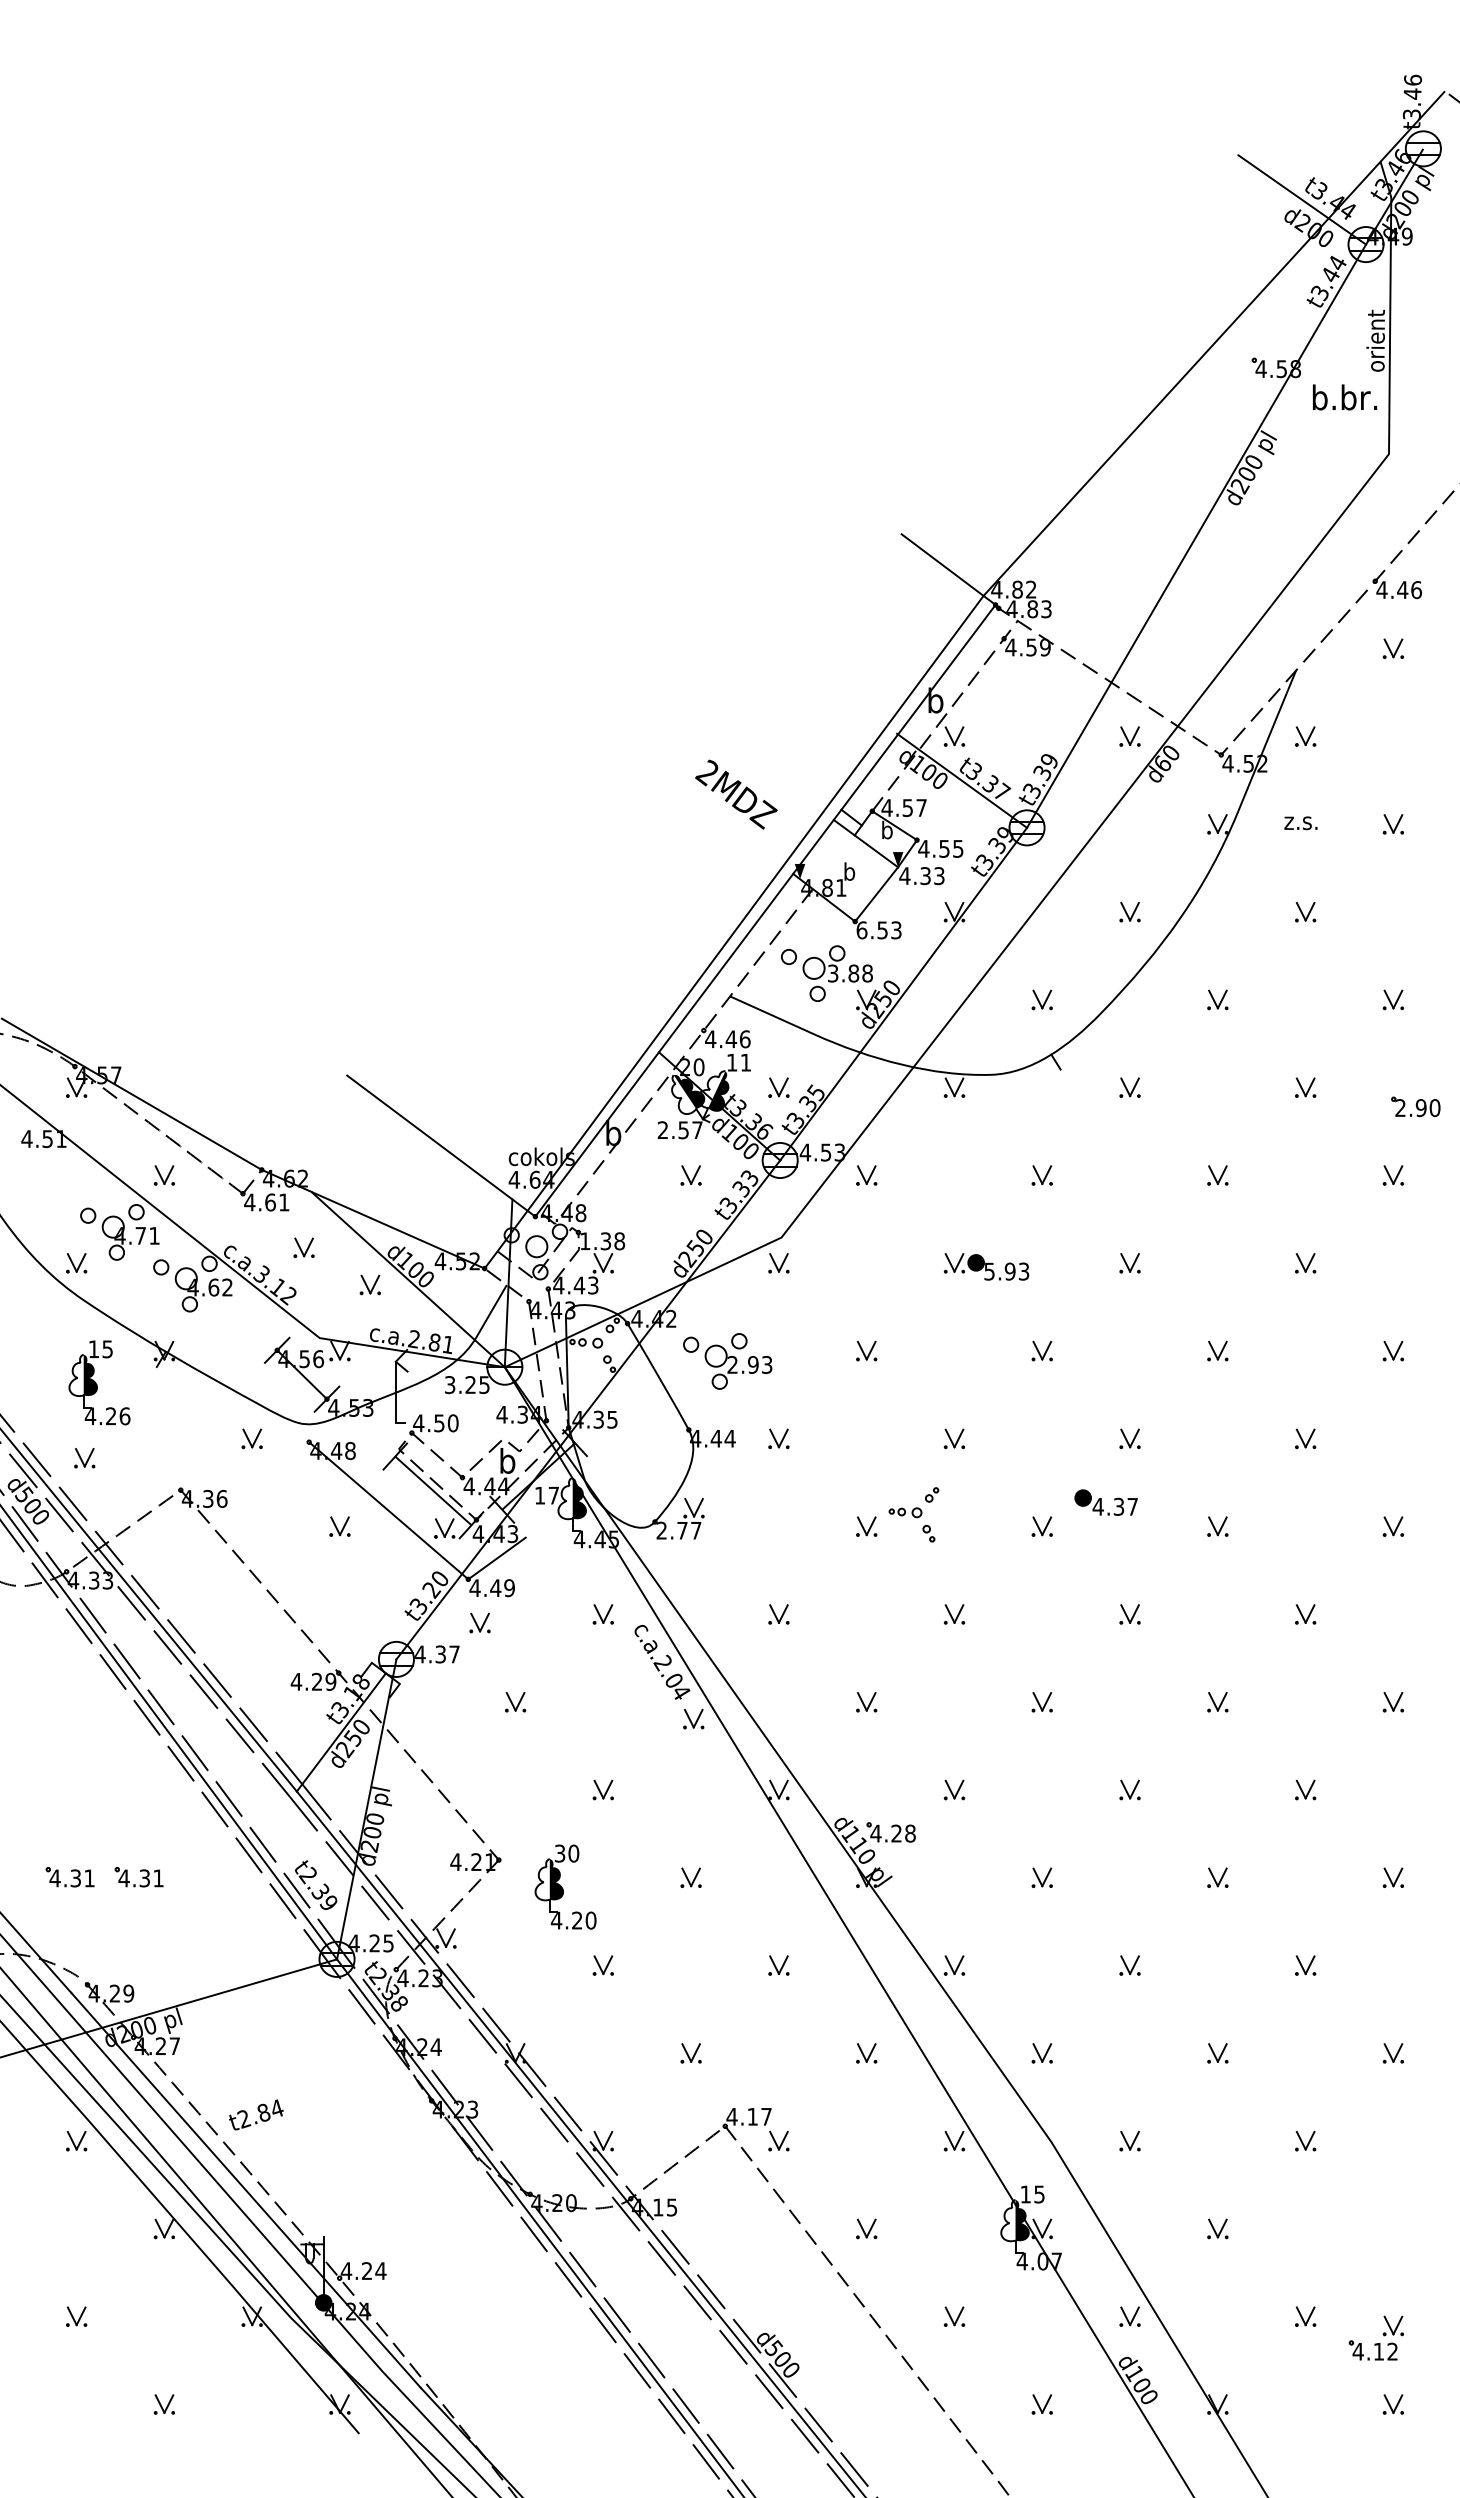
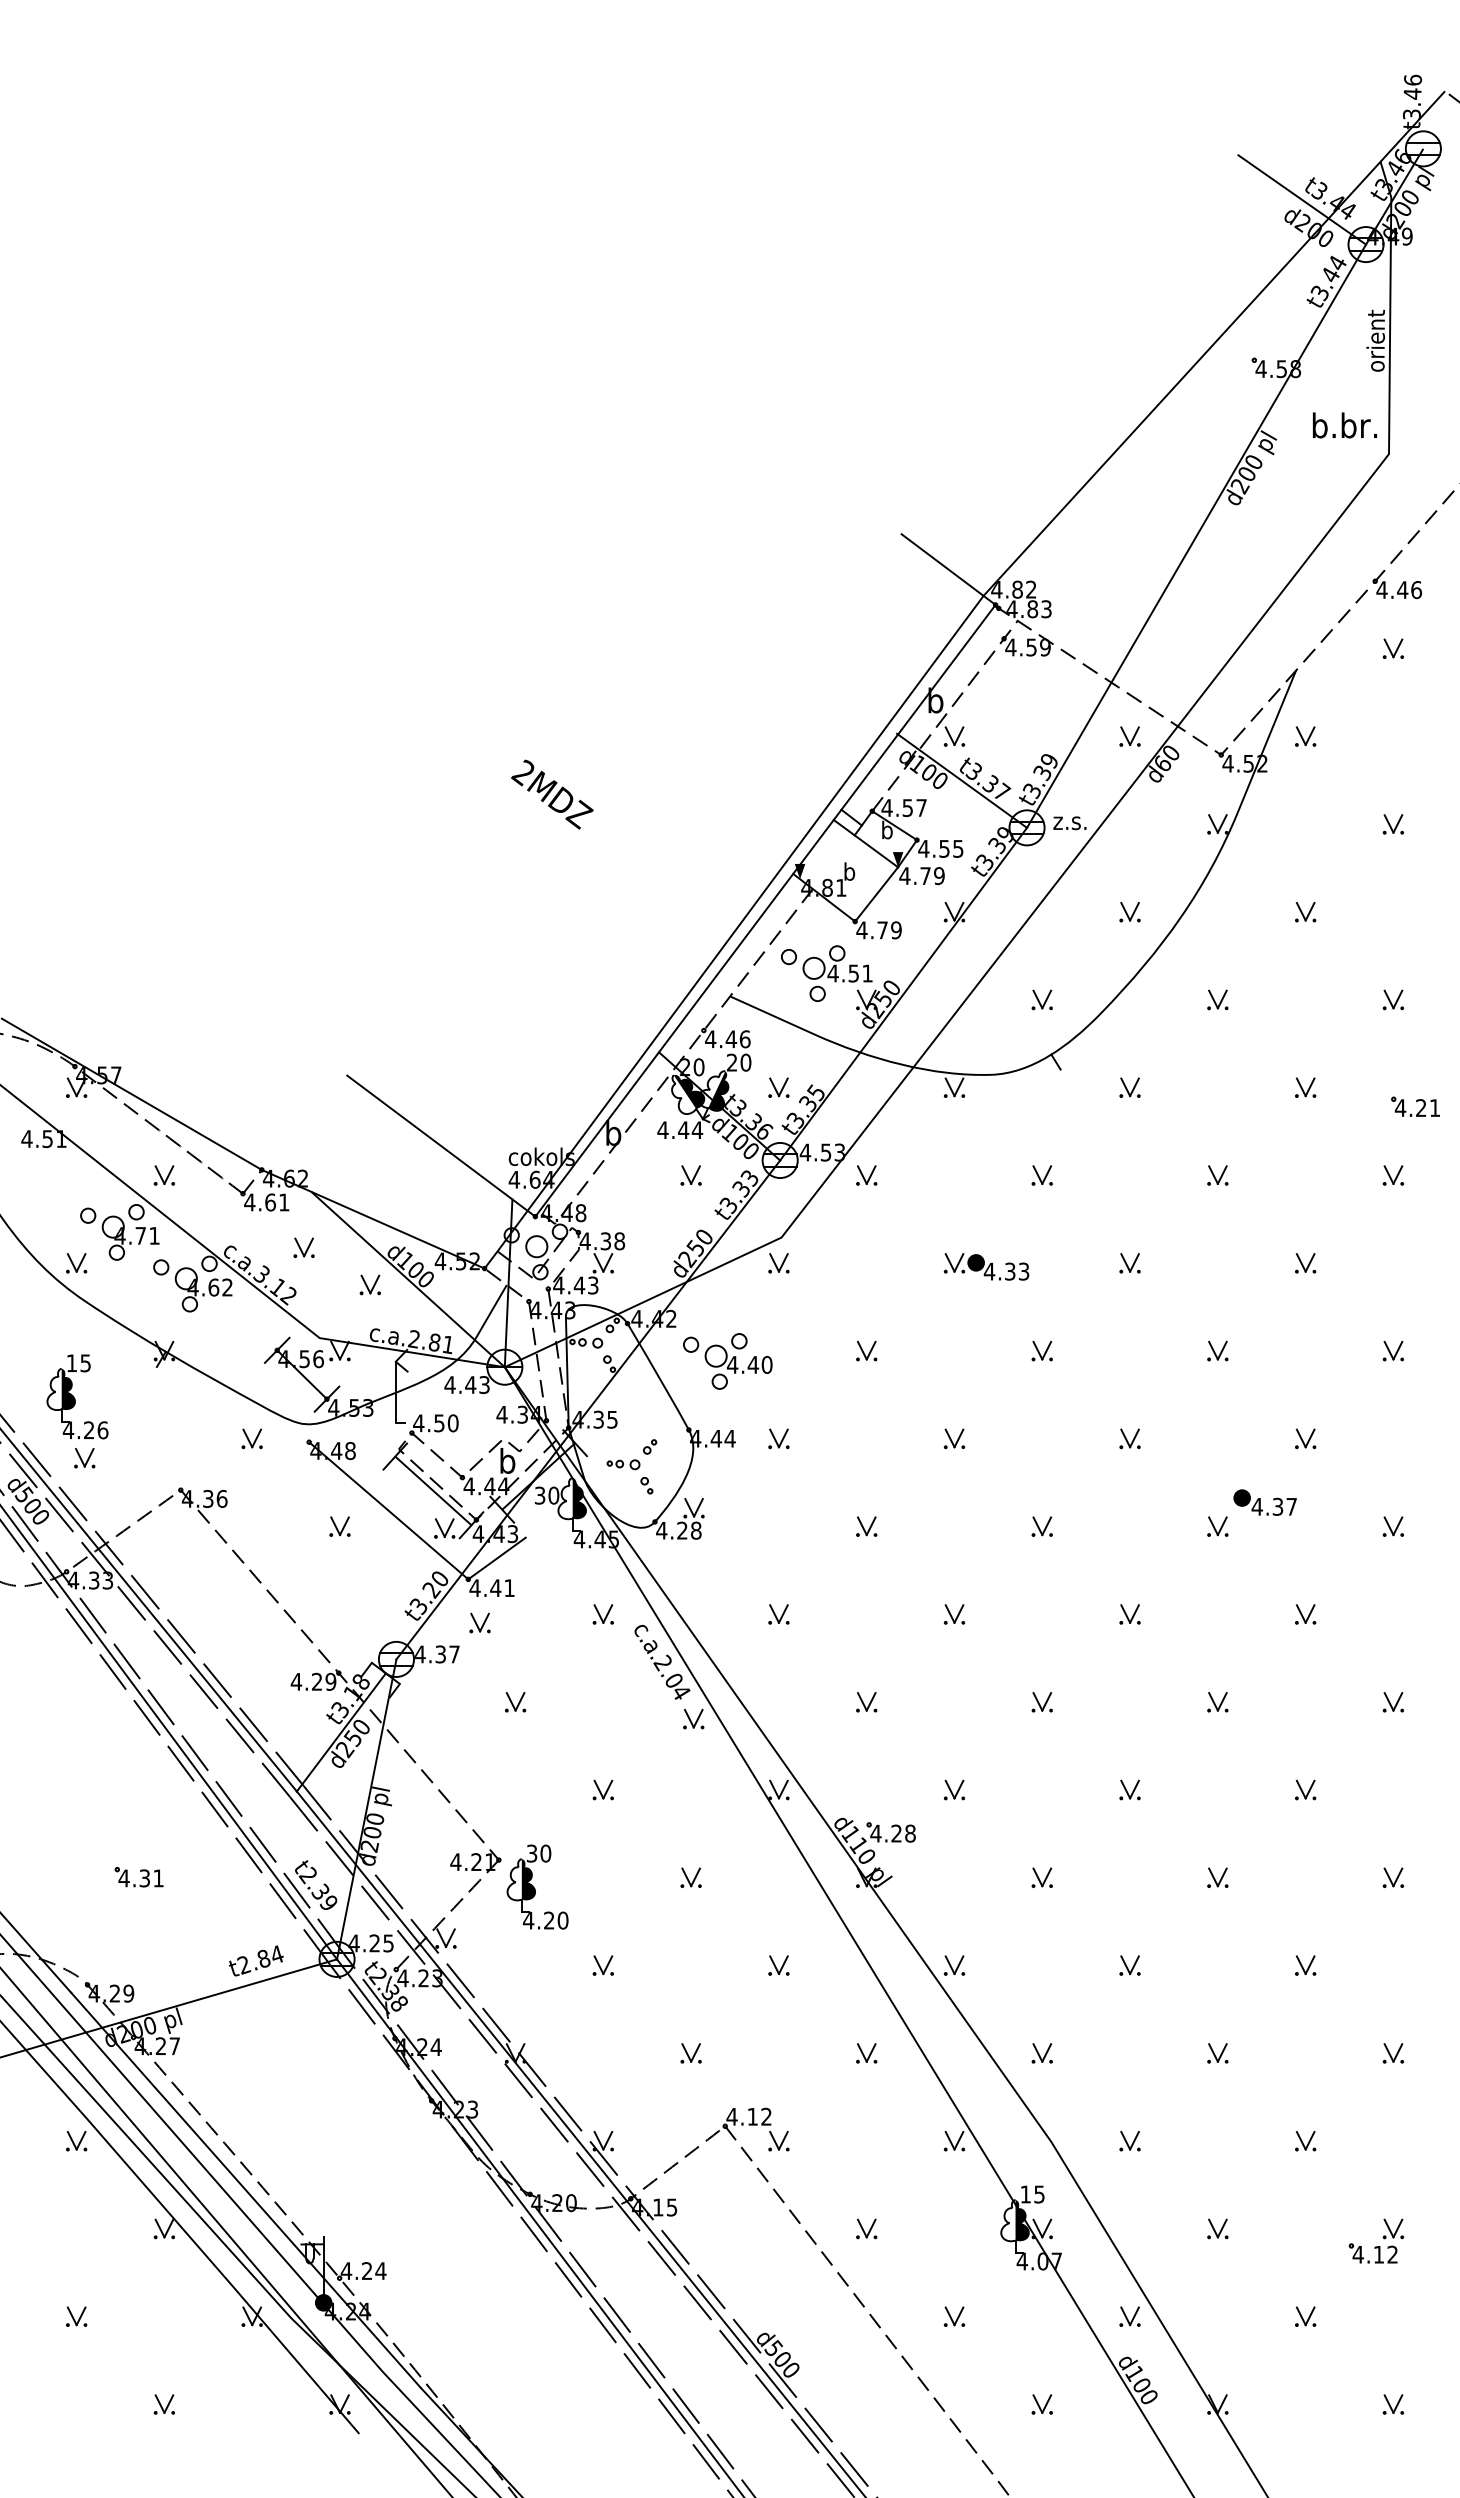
text position: (1345, 397) -> (1345, 425) (1345, 425)
text position: (736, 794) -> (552, 794) (552, 794)
text position: (1300, 823) -> (1069, 823) (1069, 823)
text: 4.33 -> 4.79 (932, 876)
text: 6.53 -> 4.79 (878, 930)
text: 3.88 -> 4.51 (849, 973)
text: 11 -> 20 (739, 1062)
text: 2.90 -> 4.21 (1417, 1108)
text: 2.57 -> 4.44 (680, 1130)
text: 1.38 -> 4.38 (584, 1241)
text: 5.93 -> 4.33 (999, 1271)
text: 2.93 -> 4.40 (749, 1364)
part position: (99, 1382) -> (77, 1396) (77, 1396)
text: 3.25 -> 4.43 (466, 1385)
text: 17 -> 30 (547, 1495)
text position: (1105, 1502) -> (1264, 1502) (1264, 1502)
part position: (913, 1514) -> (631, 1466) (631, 1466)
text: 2.77 -> 4.28 (678, 1530)
text: 4.49 -> 4.41 (509, 1588)
part: present -> none (69, 1877)
part position: (565, 1886) -> (537, 1886) (537, 1886)
text position: (256, 2114) -> (256, 1960) (256, 1960)
text: 4.17 -> 4.12 (766, 2116)
part position: (1375, 2337) -> (1375, 2240) (1375, 2240)
